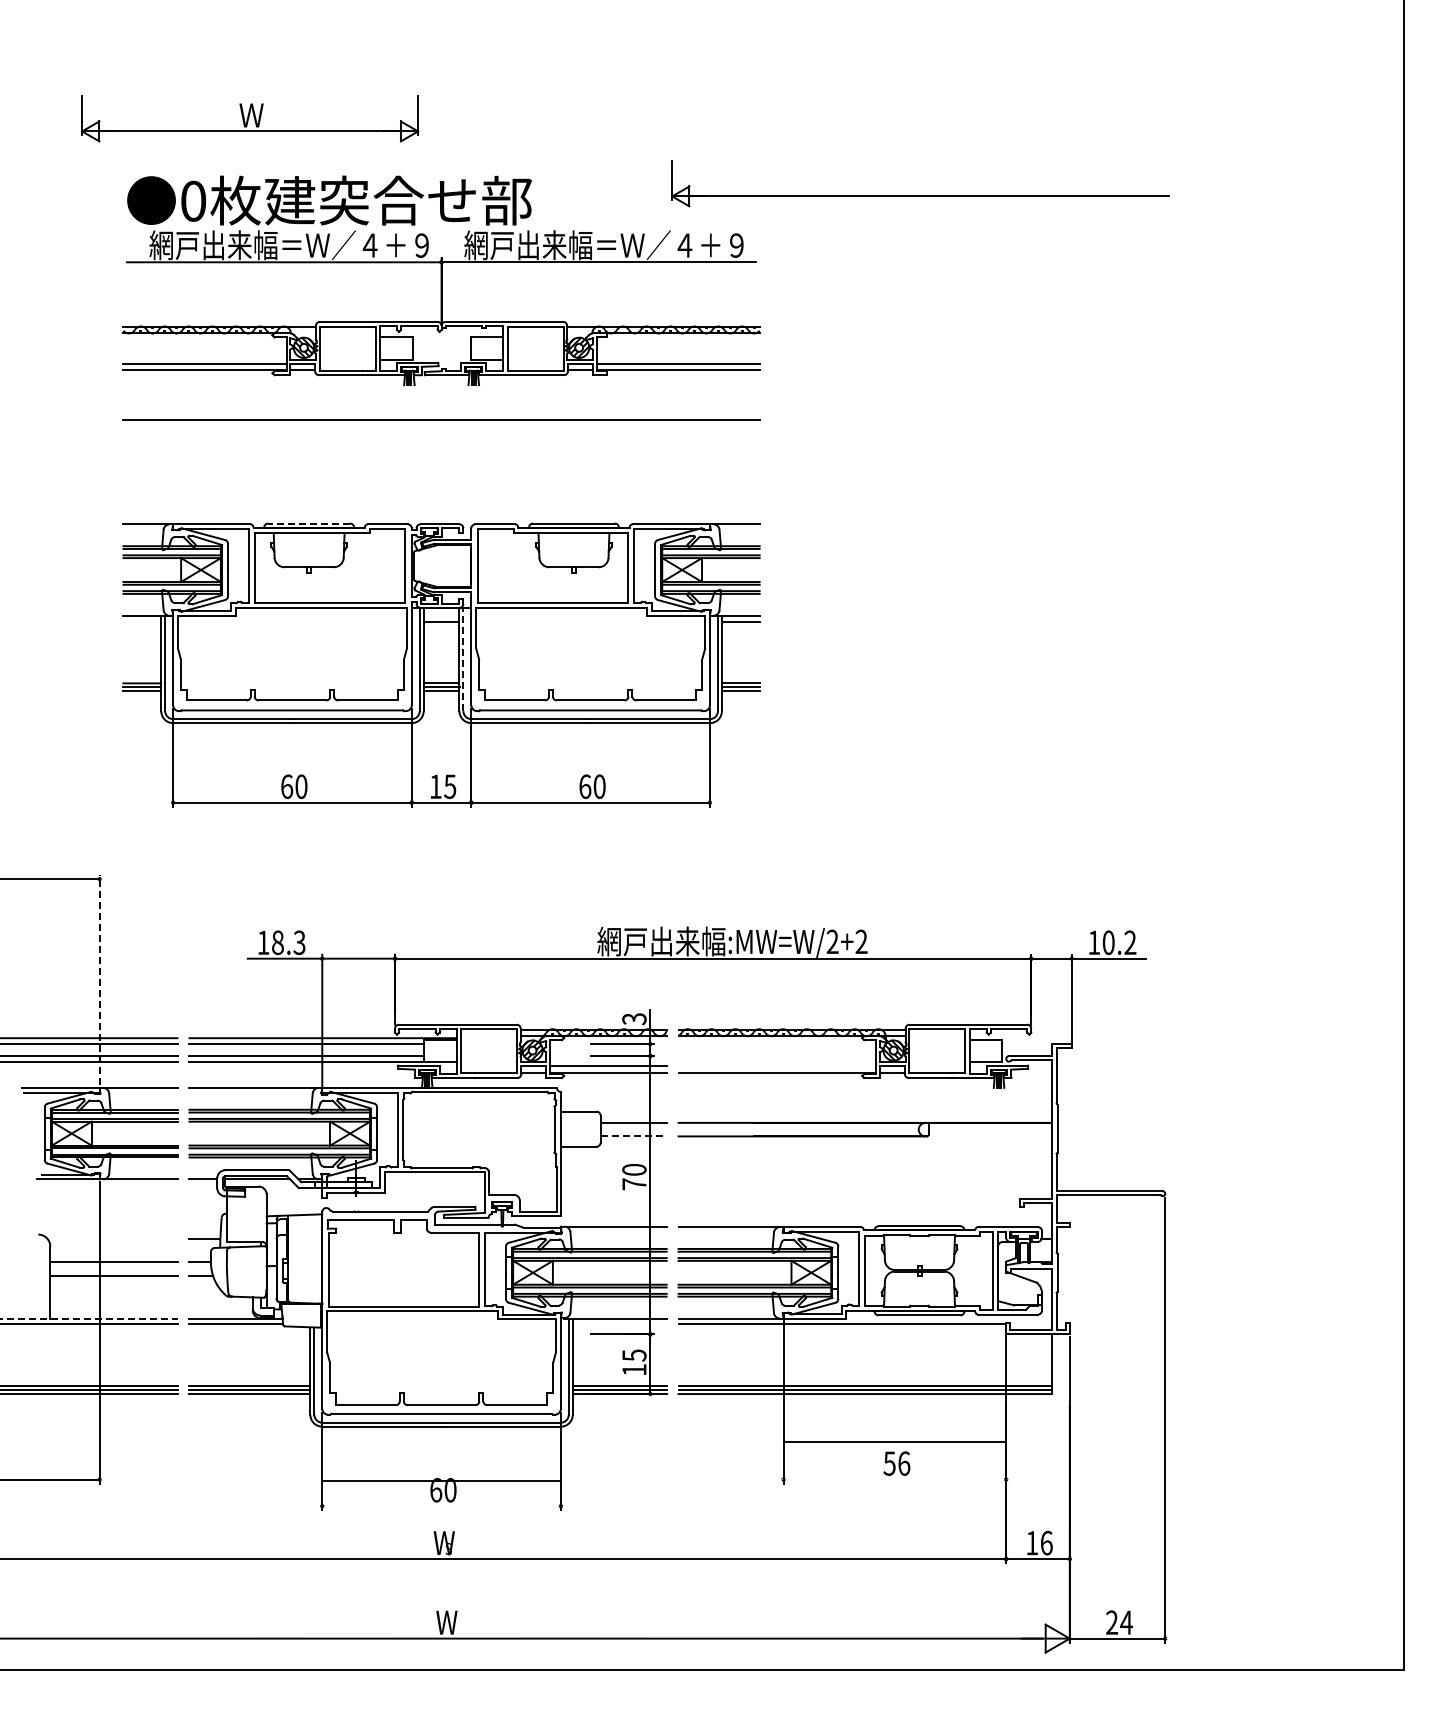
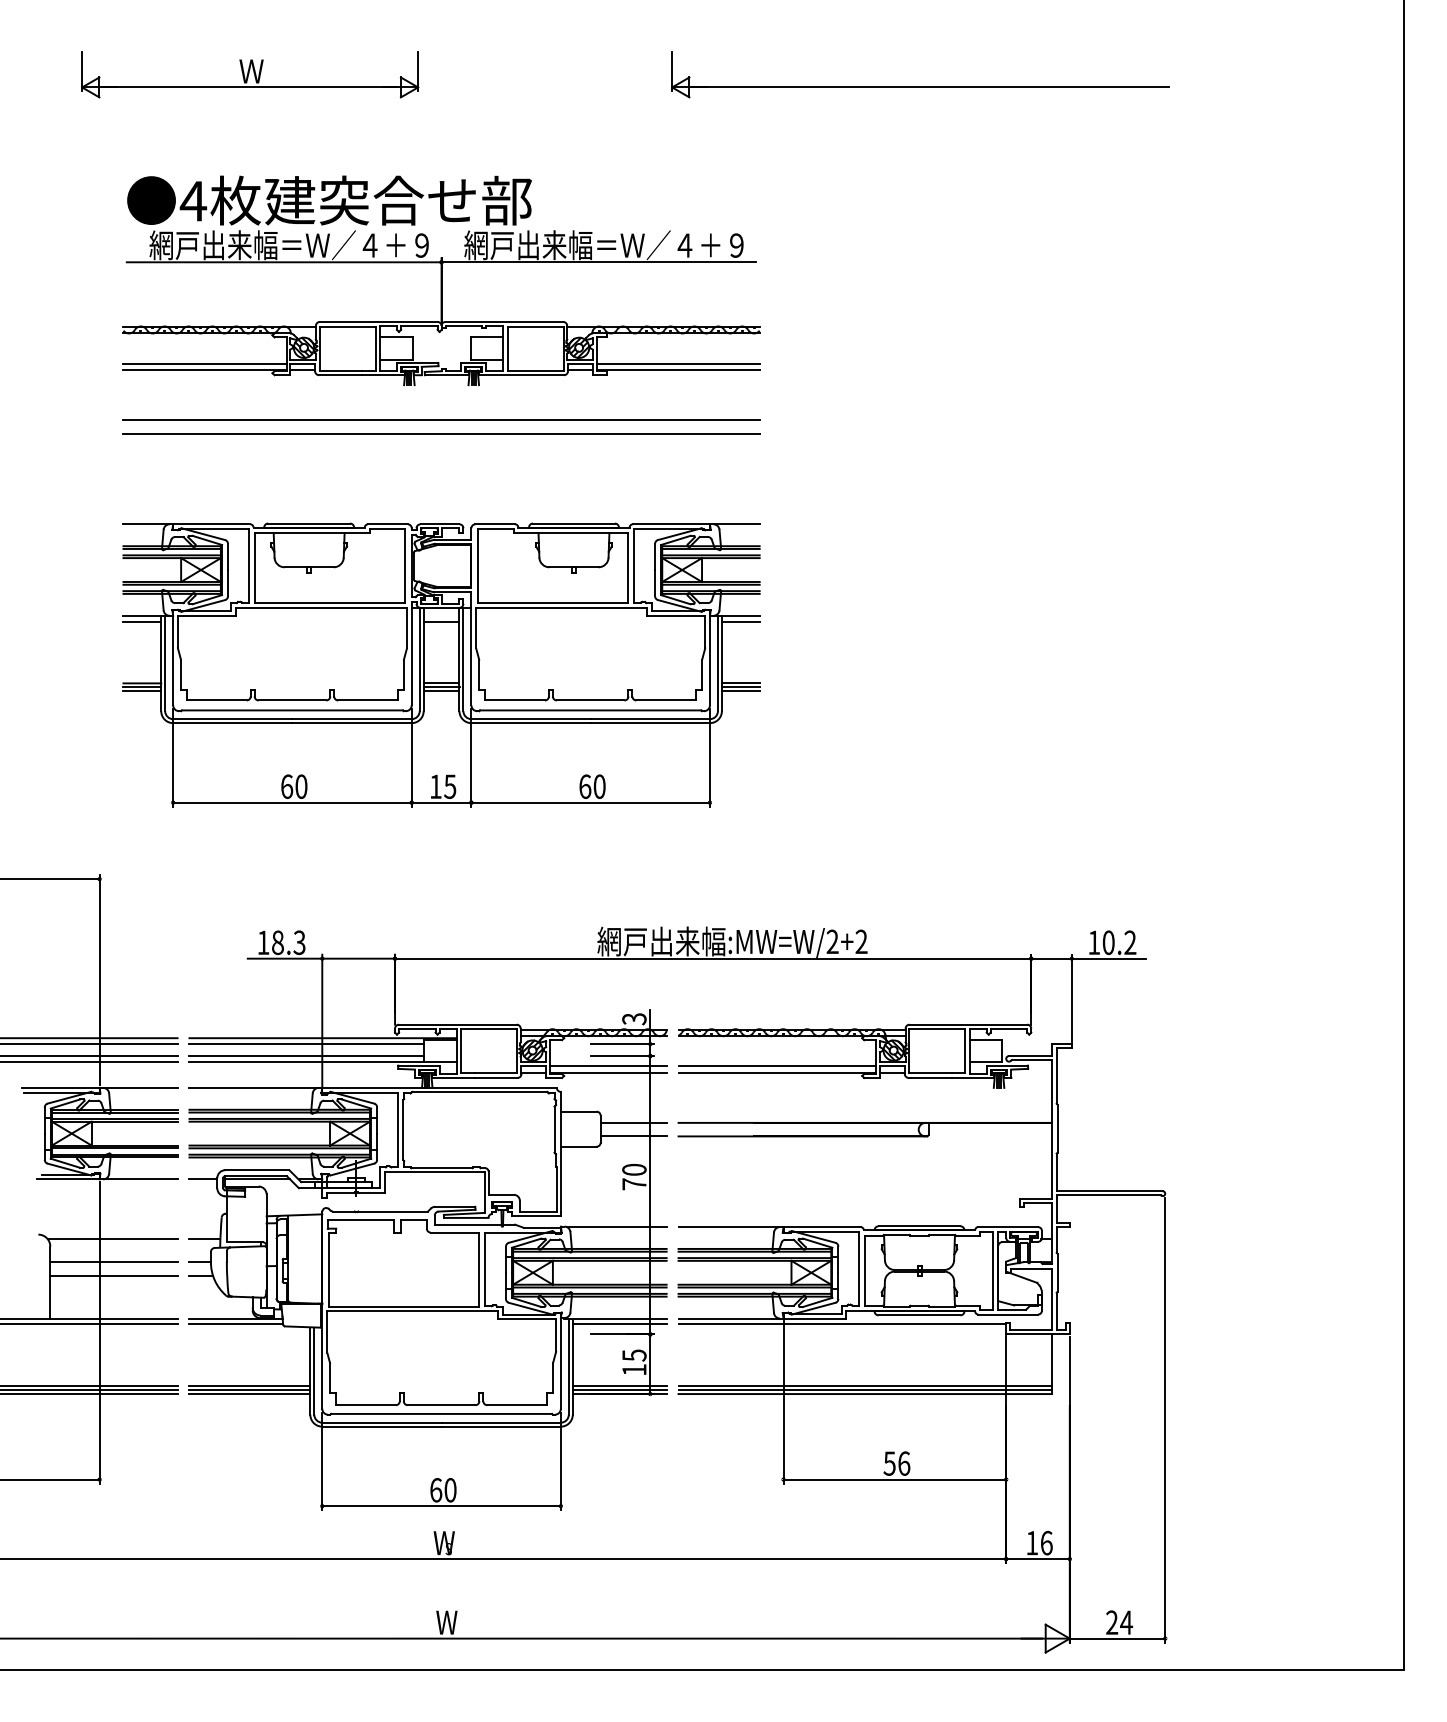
part position: (250, 118) -> (250, 74) (250, 74)
part position: (920, 195) -> (920, 86) (920, 86)
text: 0 -> 4 (193, 200)
line: none -> present (441, 433)
line: dashed -> solid (309, 523)
line: none -> present (142, 621)
line: dashed -> solid (463, 659)
line: dashed -> solid (99, 980)
line: none -> present (777, 1066)
line: dashed -> solid (634, 1136)
line: none -> present (112, 1238)
line: dashed -> solid (89, 1319)
line: none -> present (619, 1324)
line position: (894, 1441) -> (894, 1479) (894, 1479)
line position: (441, 1481) -> (441, 1506) (441, 1506)
